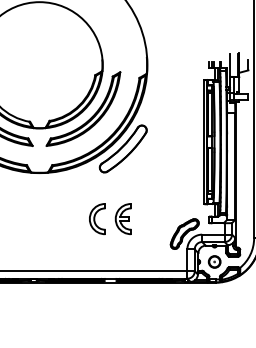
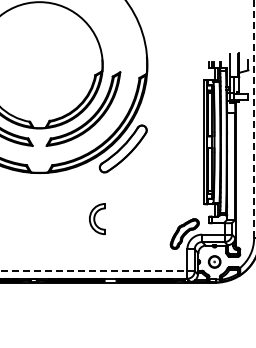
line: solid -> dashed (254, 118)
part: present -> none (122, 218)
line: solid -> dashed (97, 271)
